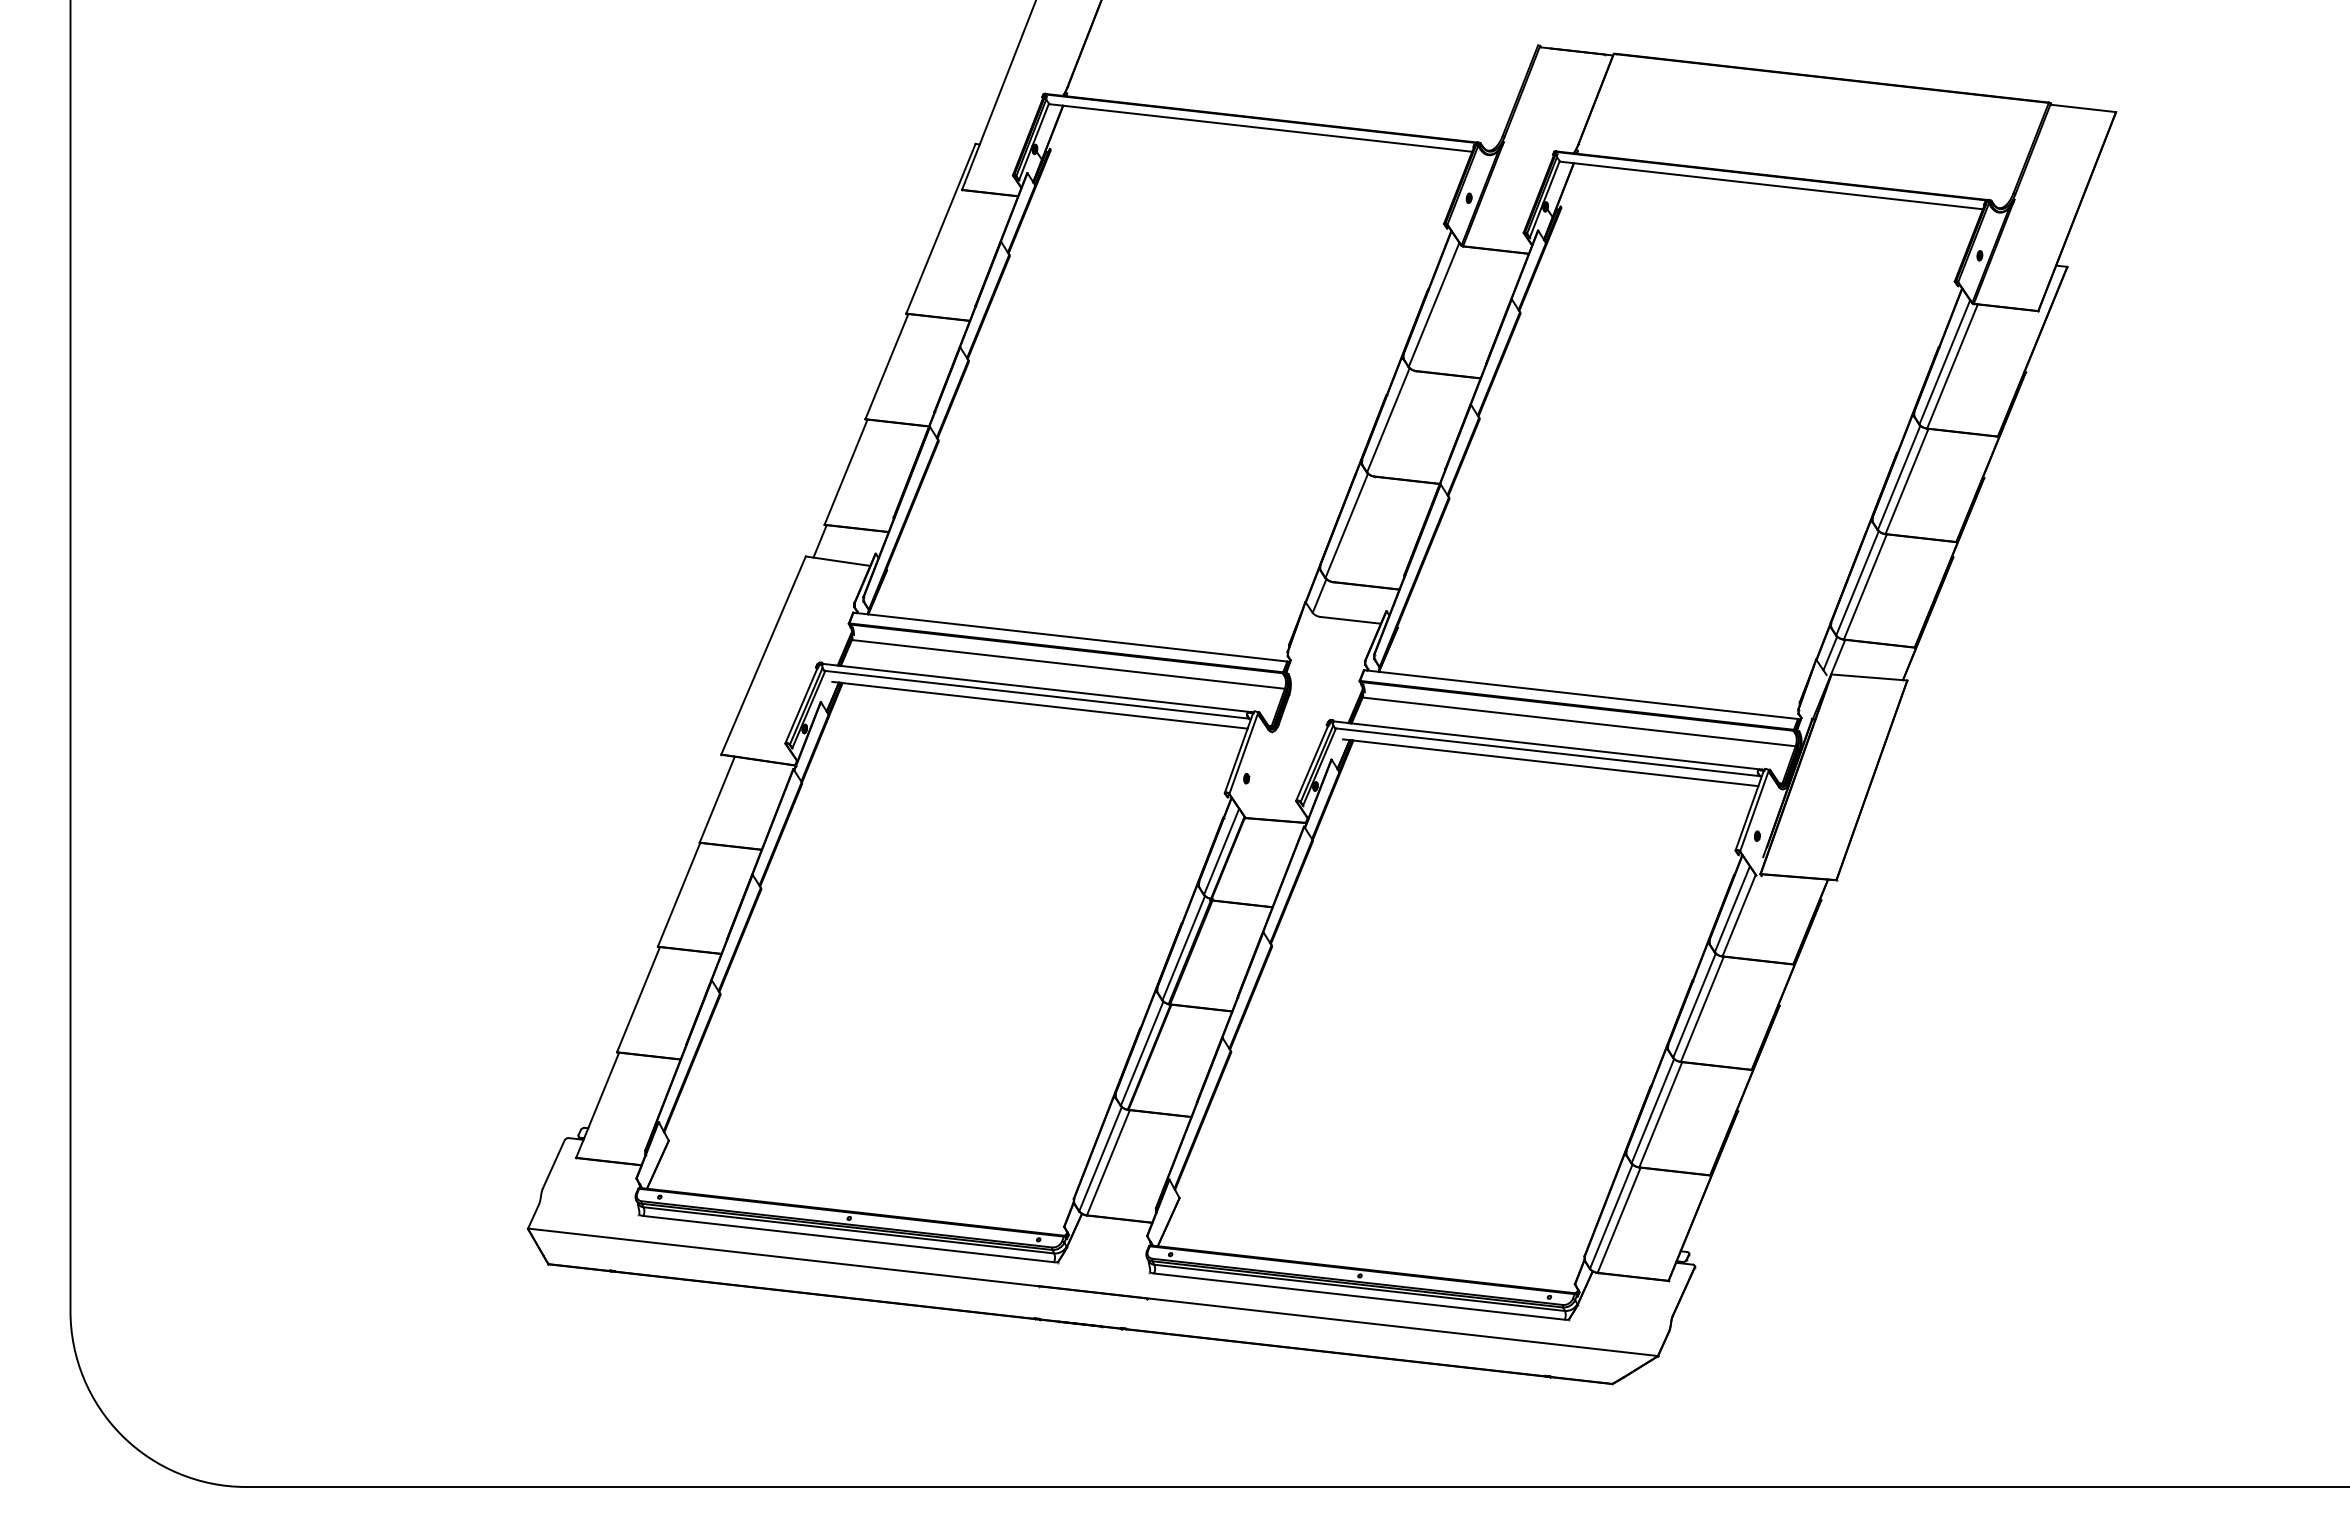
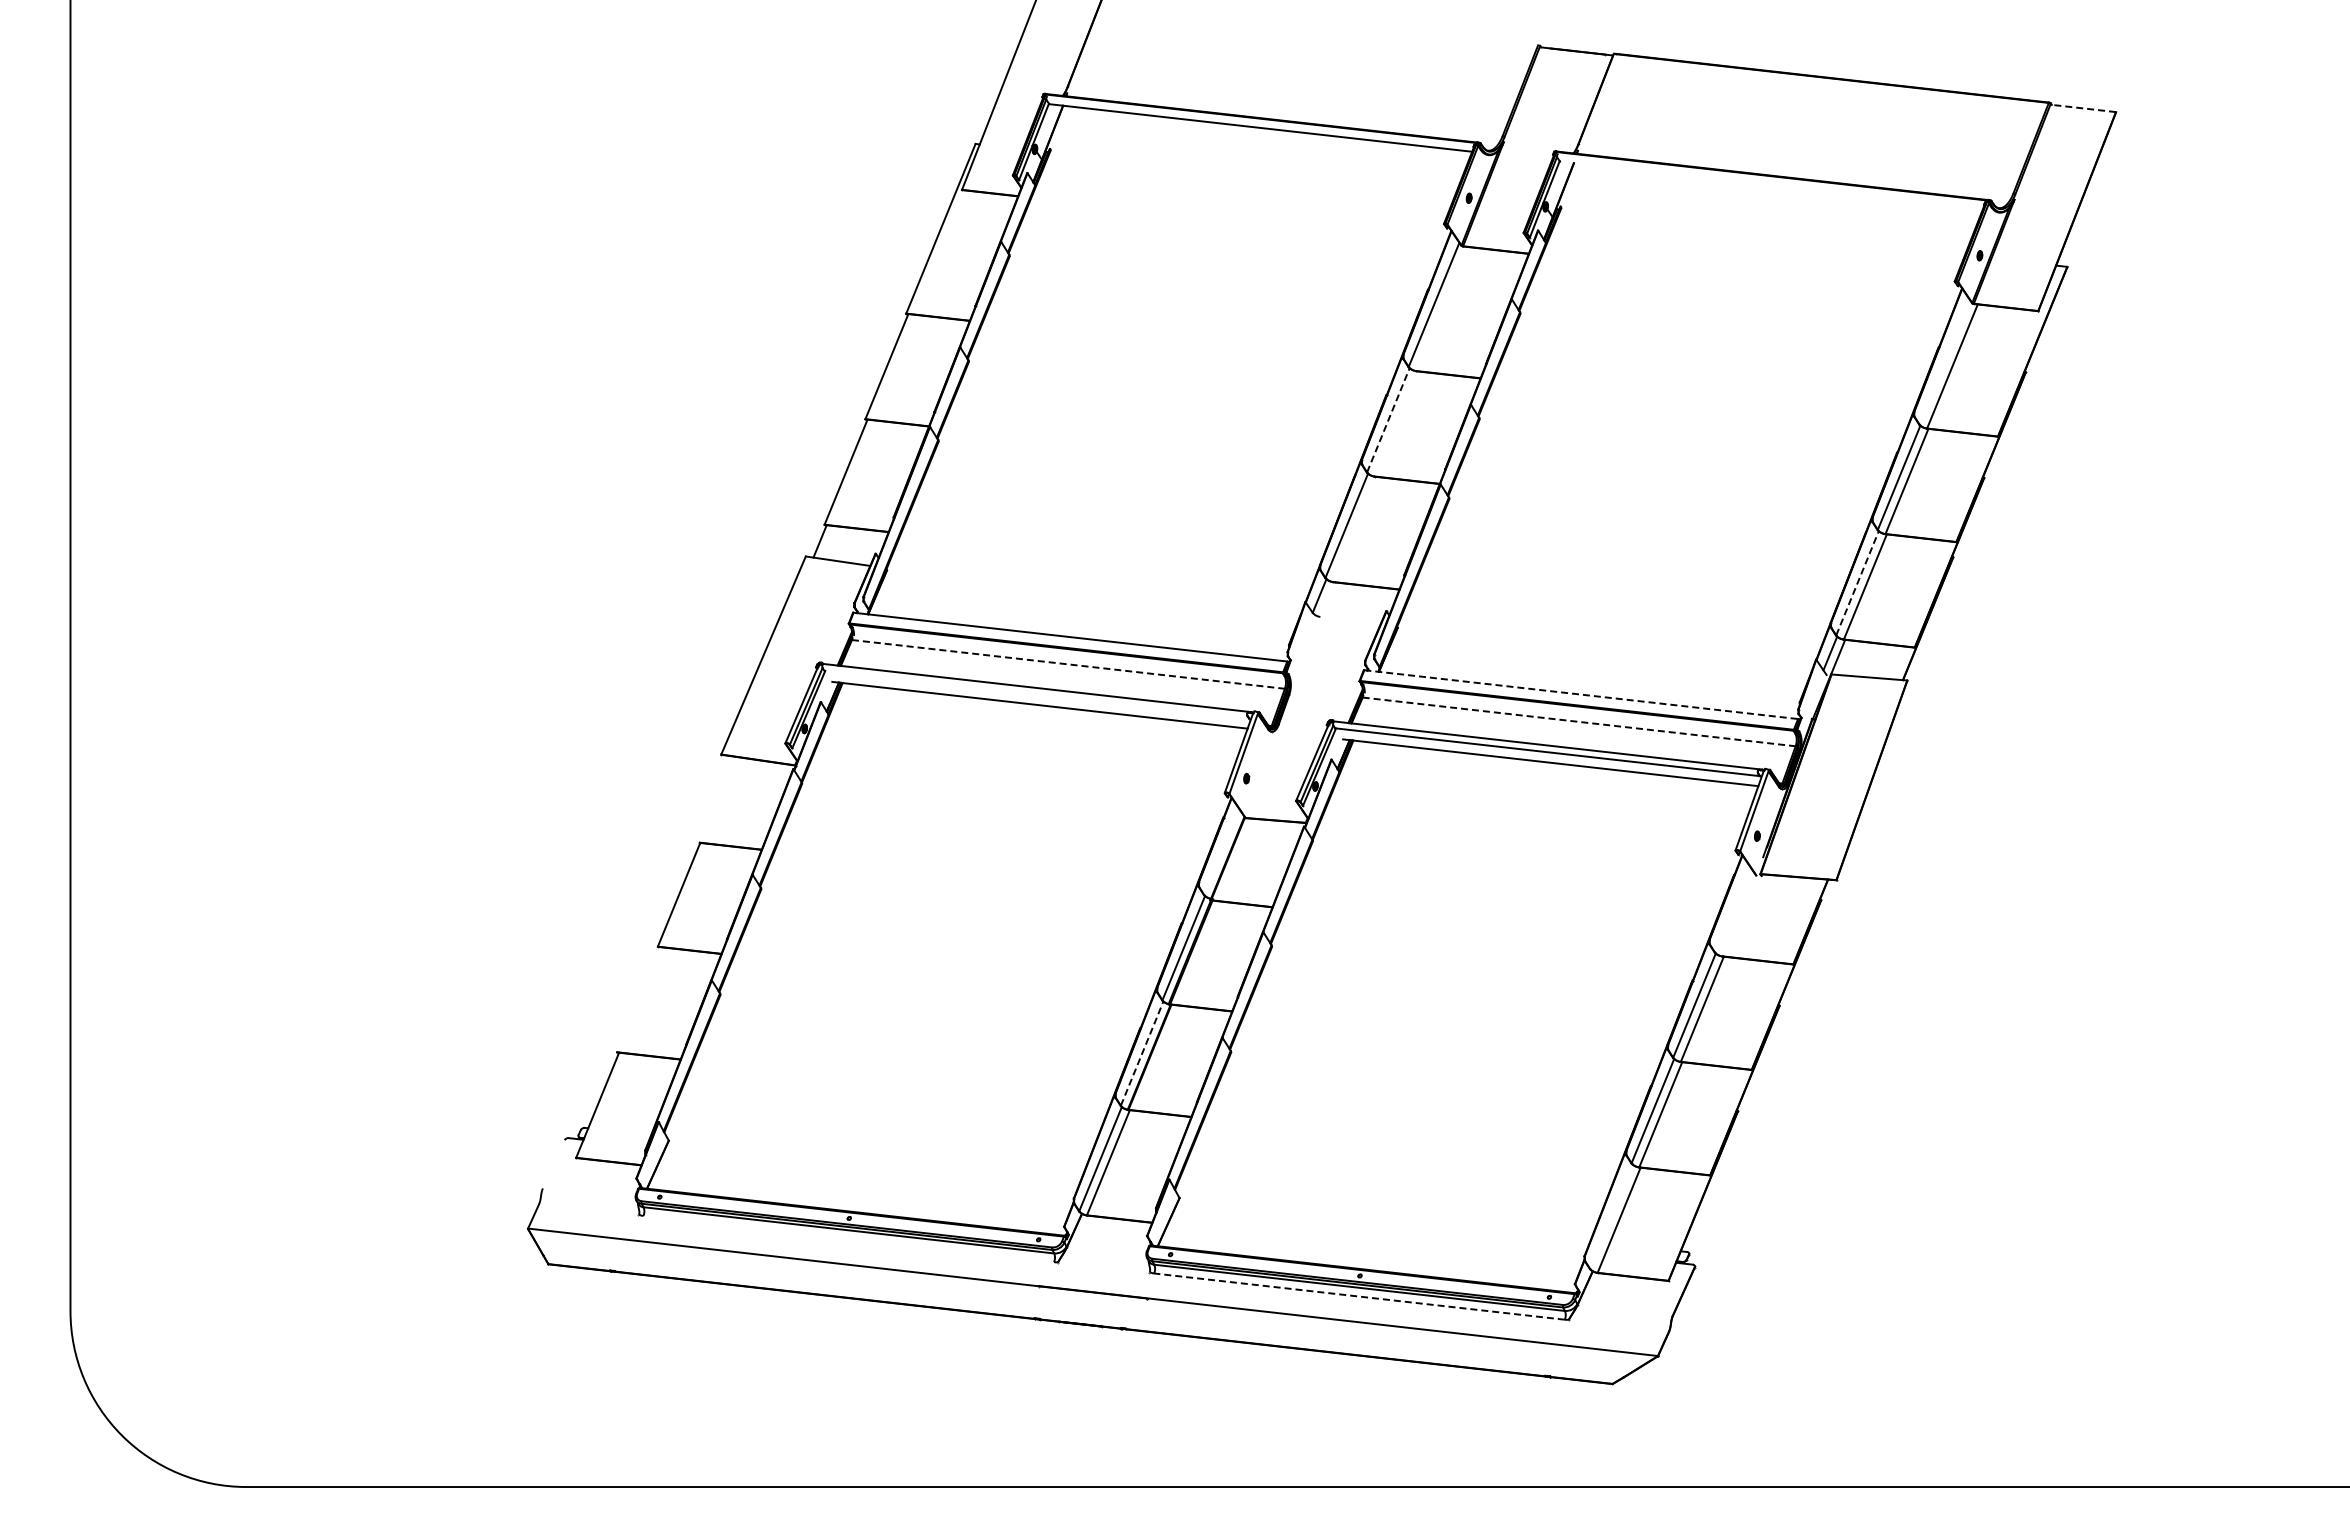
line: solid -> dashed (2083, 108)
line: present -> none (1771, 185)
line: present -> none (1944, 362)
line: solid -> dashed (1388, 419)
line: solid -> dashed (1857, 582)
line: present -> none (1350, 619)
line: solid -> dashed (1068, 664)
line: present -> none (1036, 694)
line: solid -> dashed (1581, 694)
line: solid -> dashed (1579, 721)
line: present -> none (716, 799)
line: present -> none (1221, 851)
line: present -> none (1731, 909)
line: present -> none (1738, 915)
line: present -> none (638, 999)
line: solid -> dashed (1142, 1053)
line: present -> none (553, 1164)
line: present -> none (1611, 1216)
line: present -> none (848, 1238)
line: solid -> dashed (1359, 1296)
